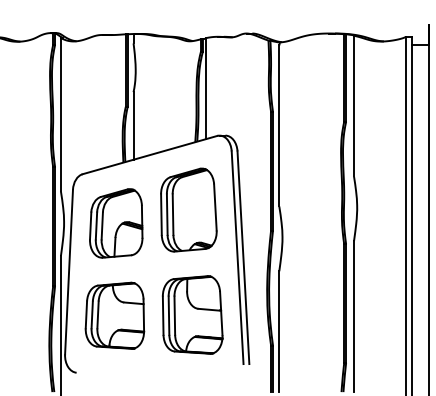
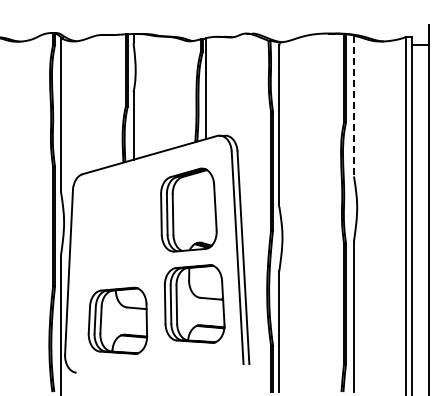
line: solid -> dashed (354, 106)
part: present -> none (116, 223)
part position: (192, 314) -> (194, 303) (194, 303)
part position: (114, 315) -> (117, 320) (117, 320)
